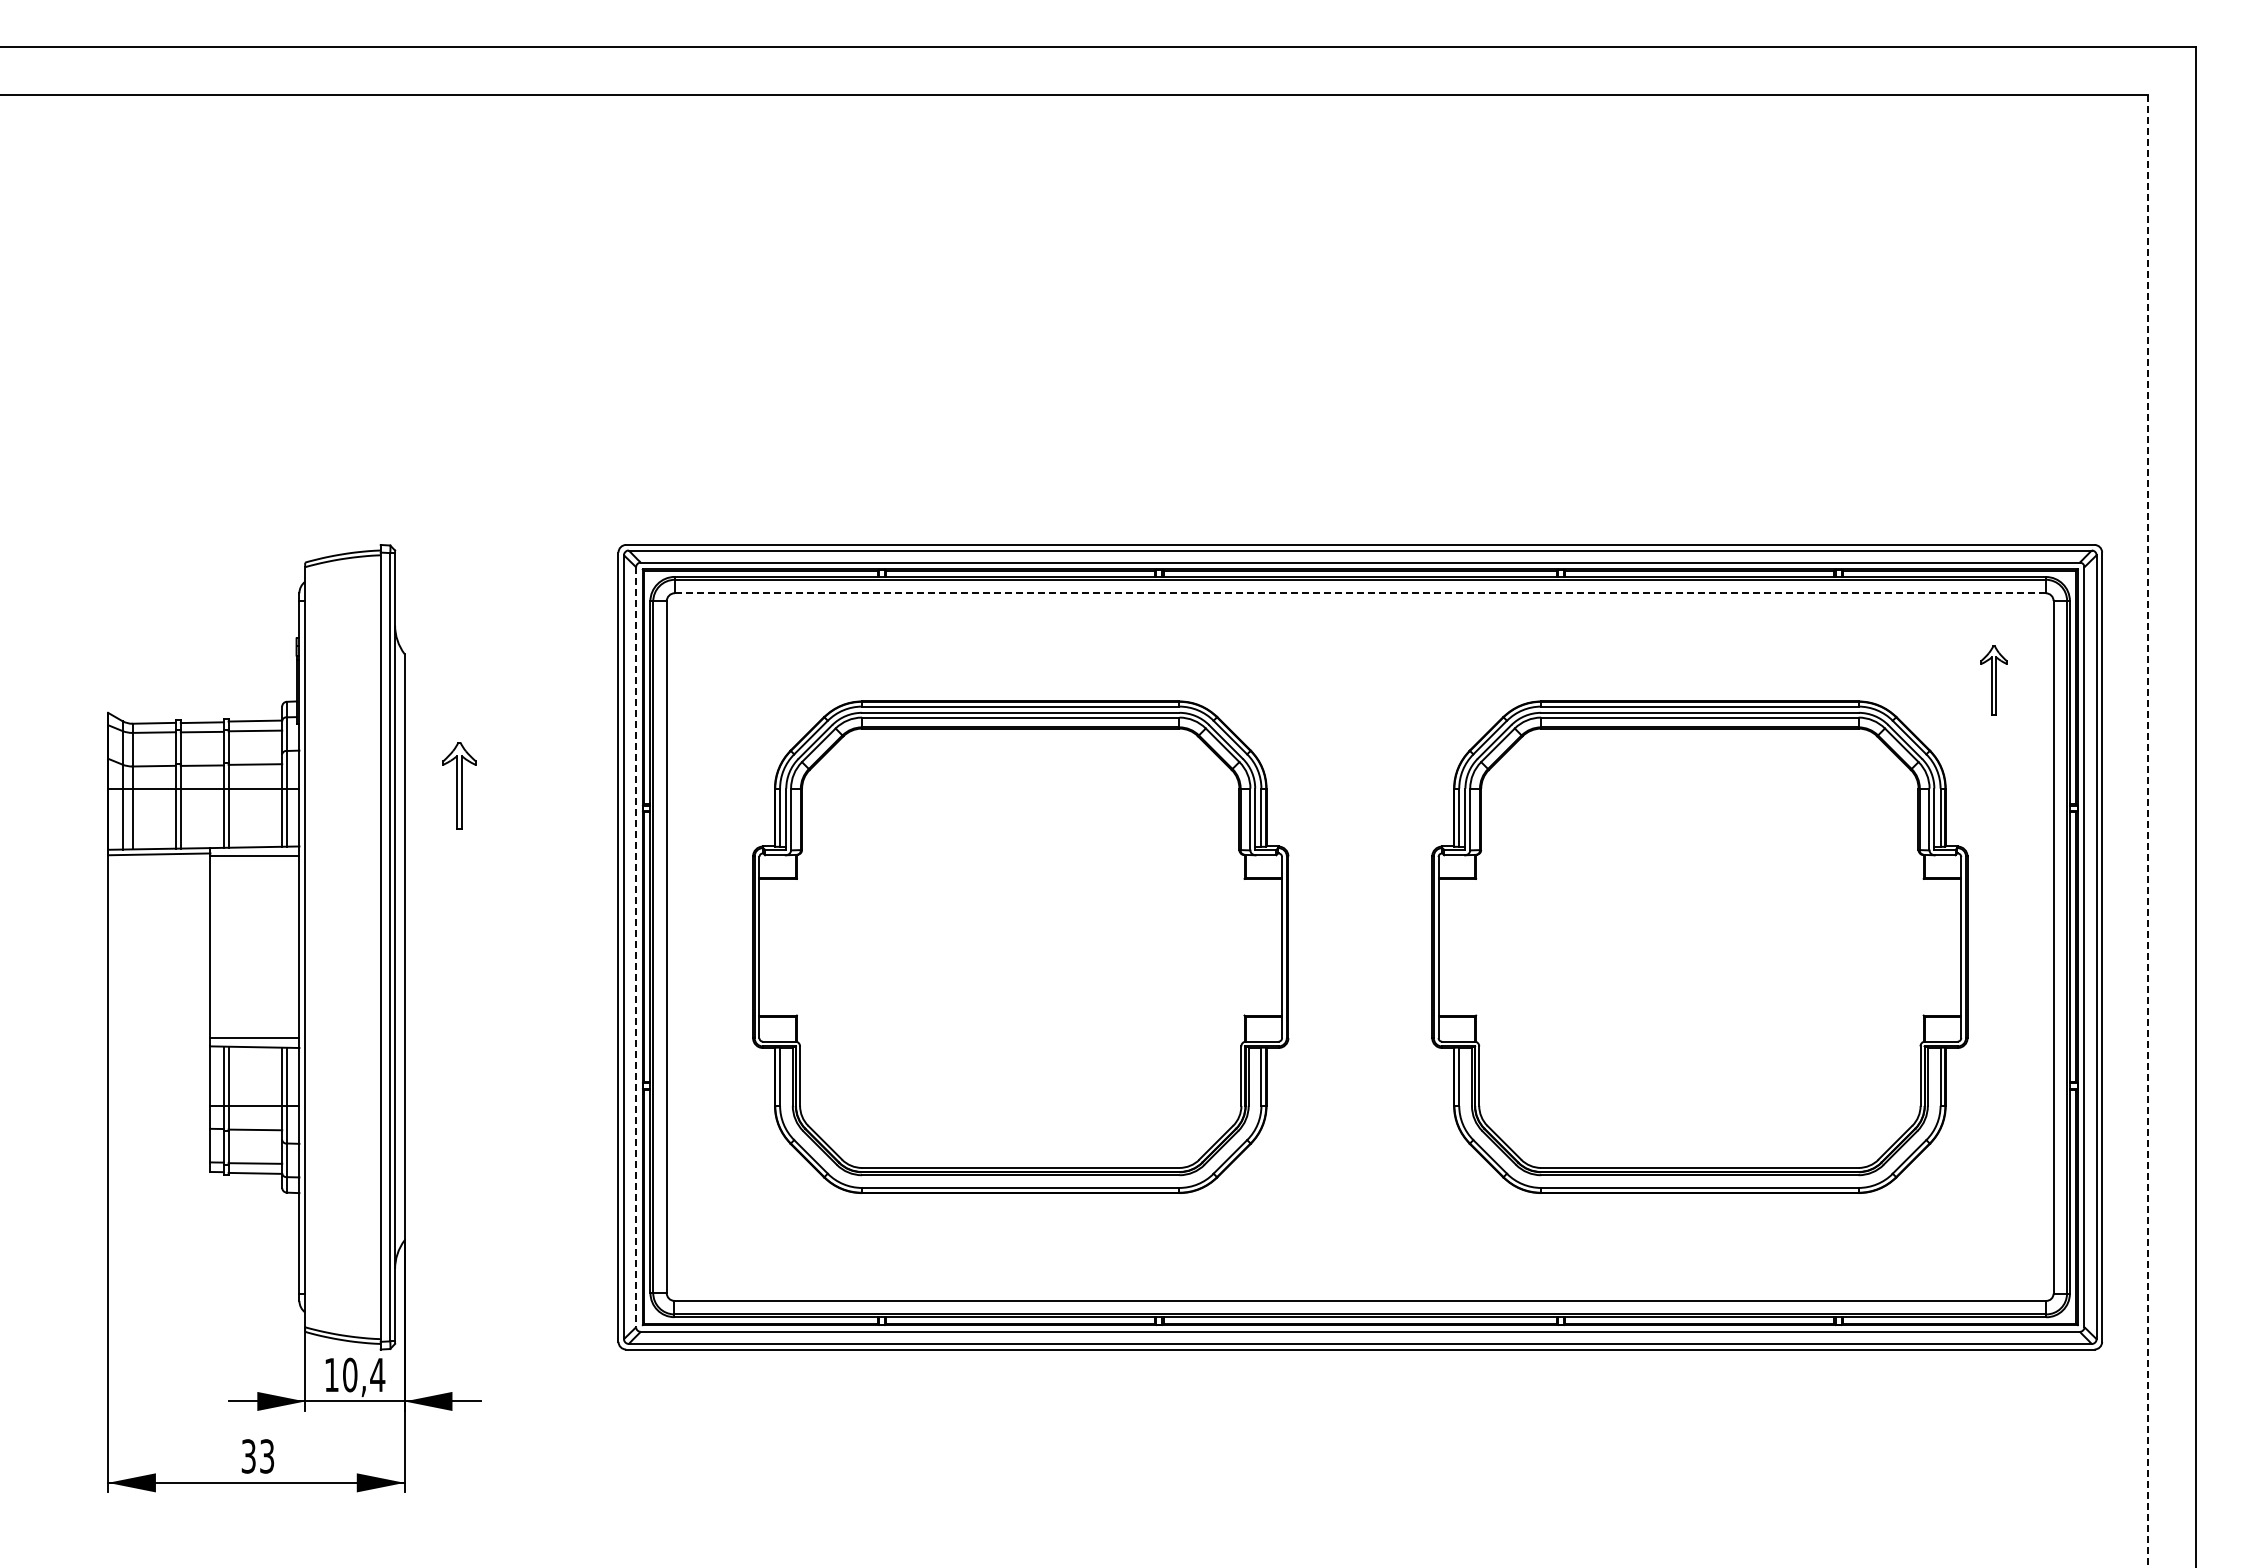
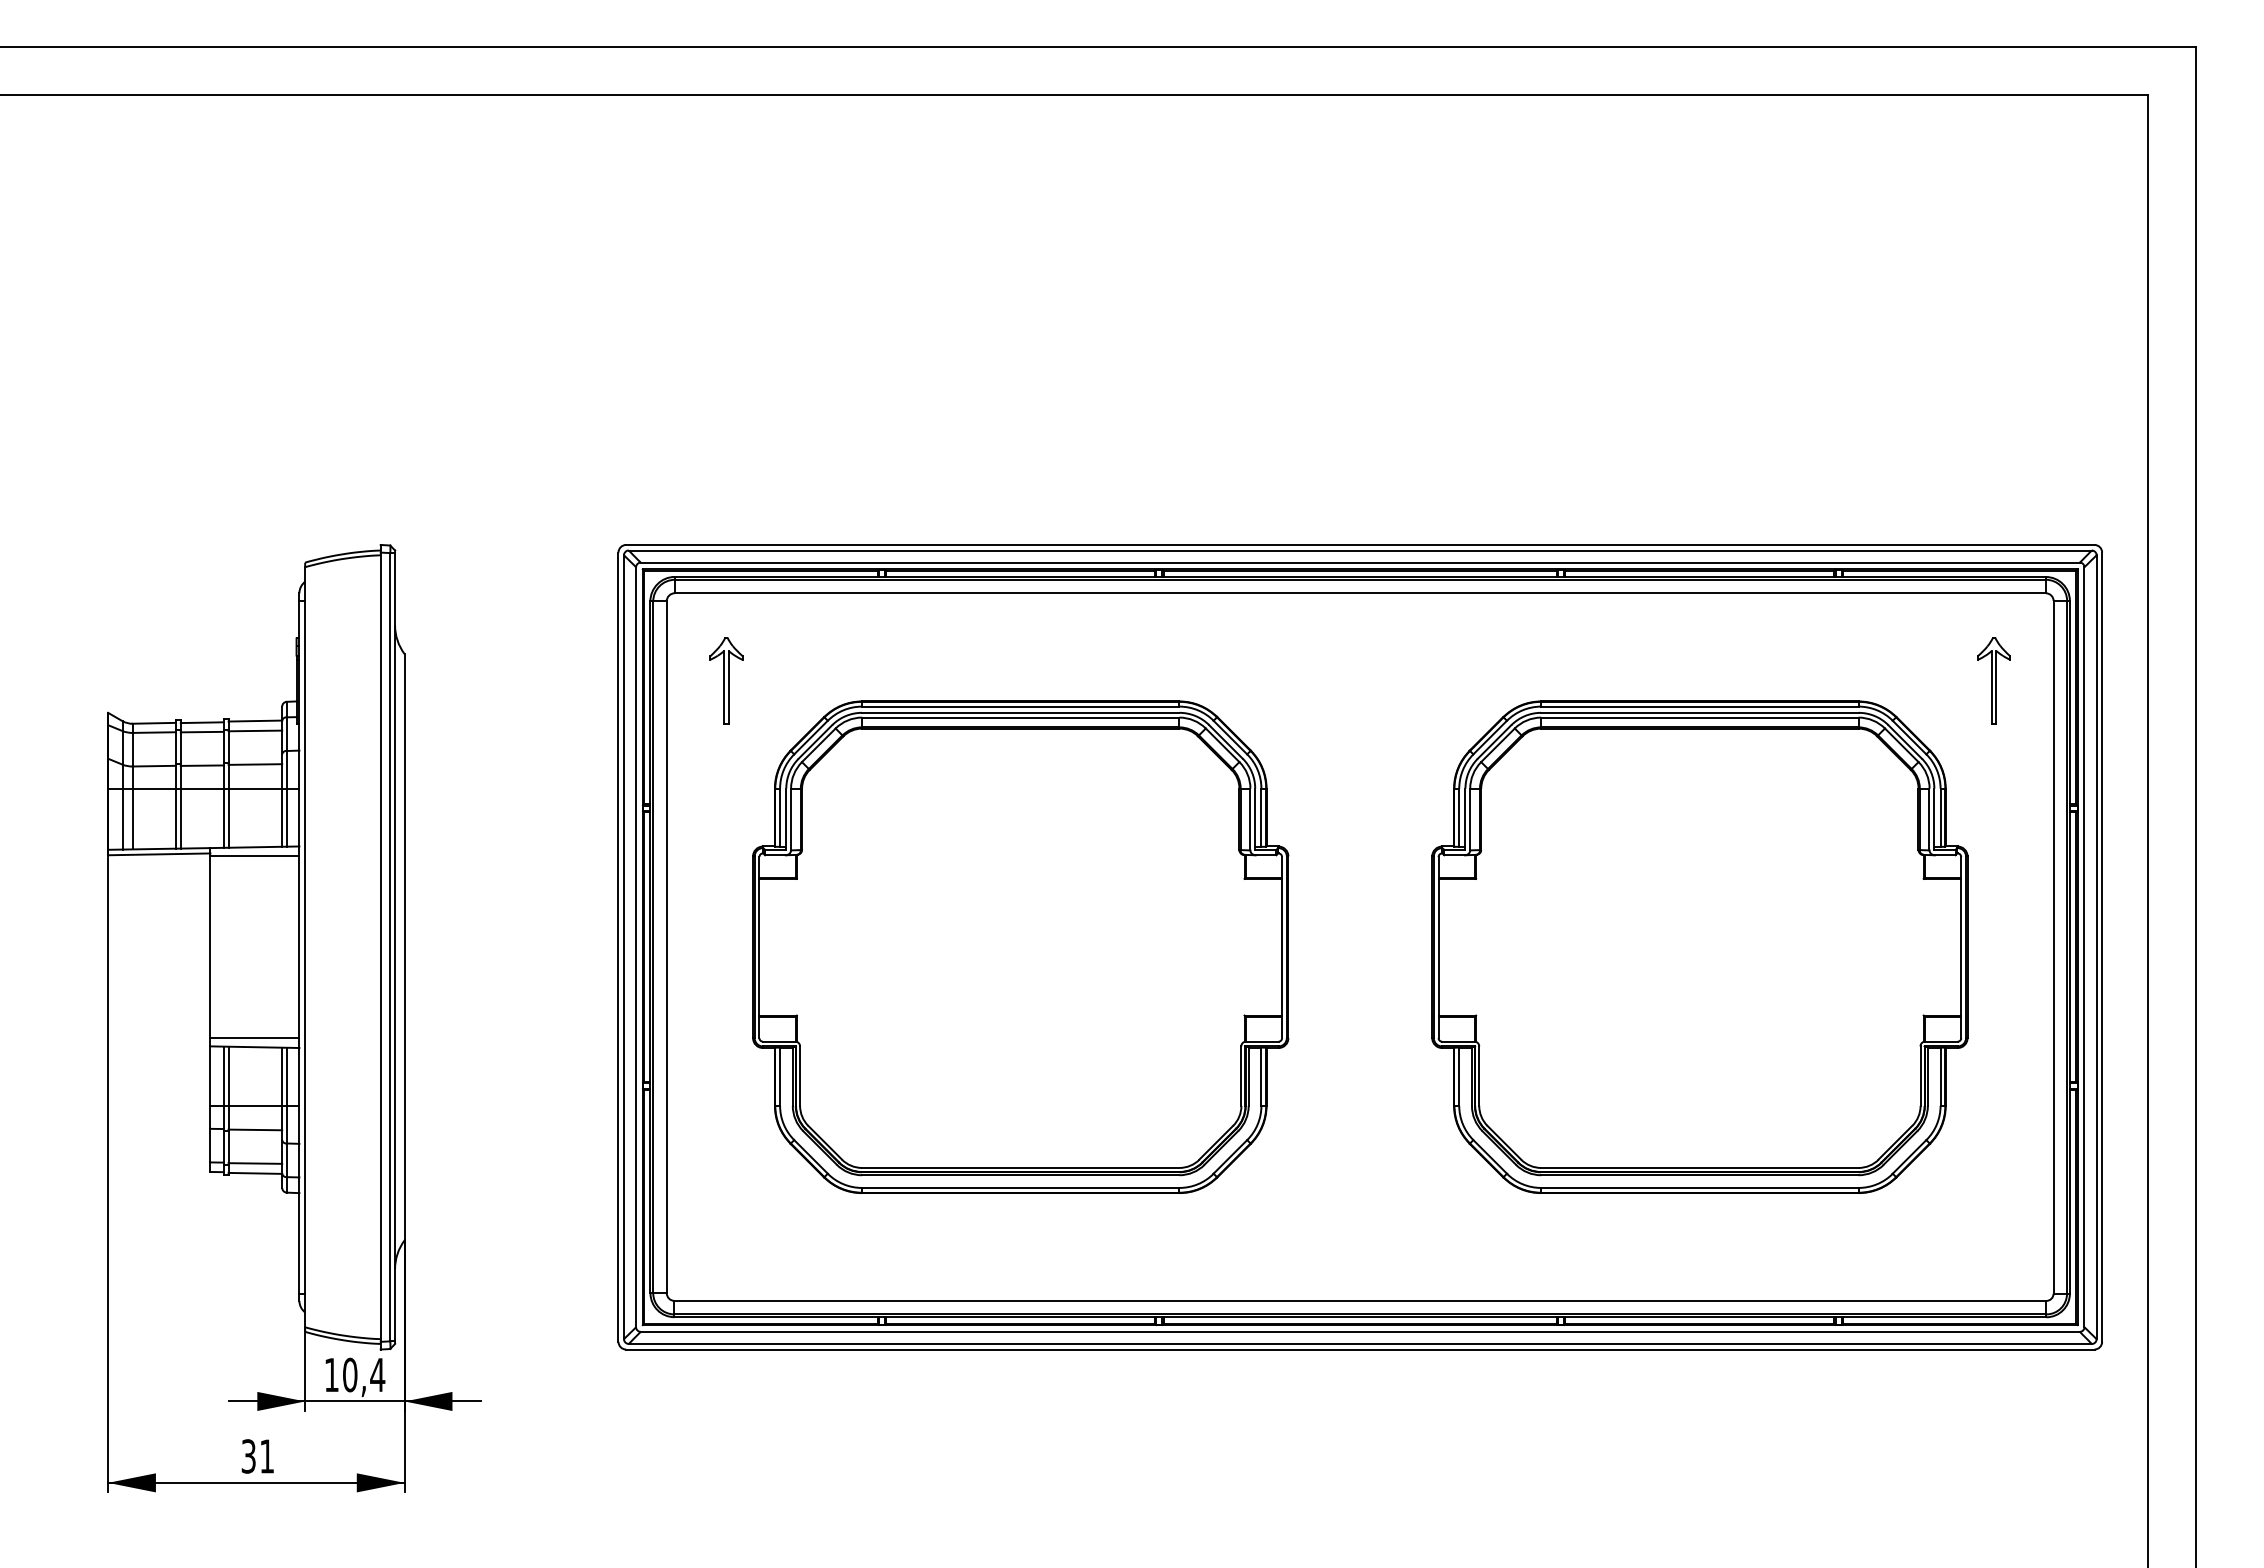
line: dashed -> solid (1359, 593)
part size: 28x71 px -> 34x88 px (1993, 680)
part position: (459, 785) -> (726, 680) (726, 680)
line: dashed -> solid (2148, 831)
line: dashed -> solid (636, 947)
text: 33 -> 31 (267, 1456)
